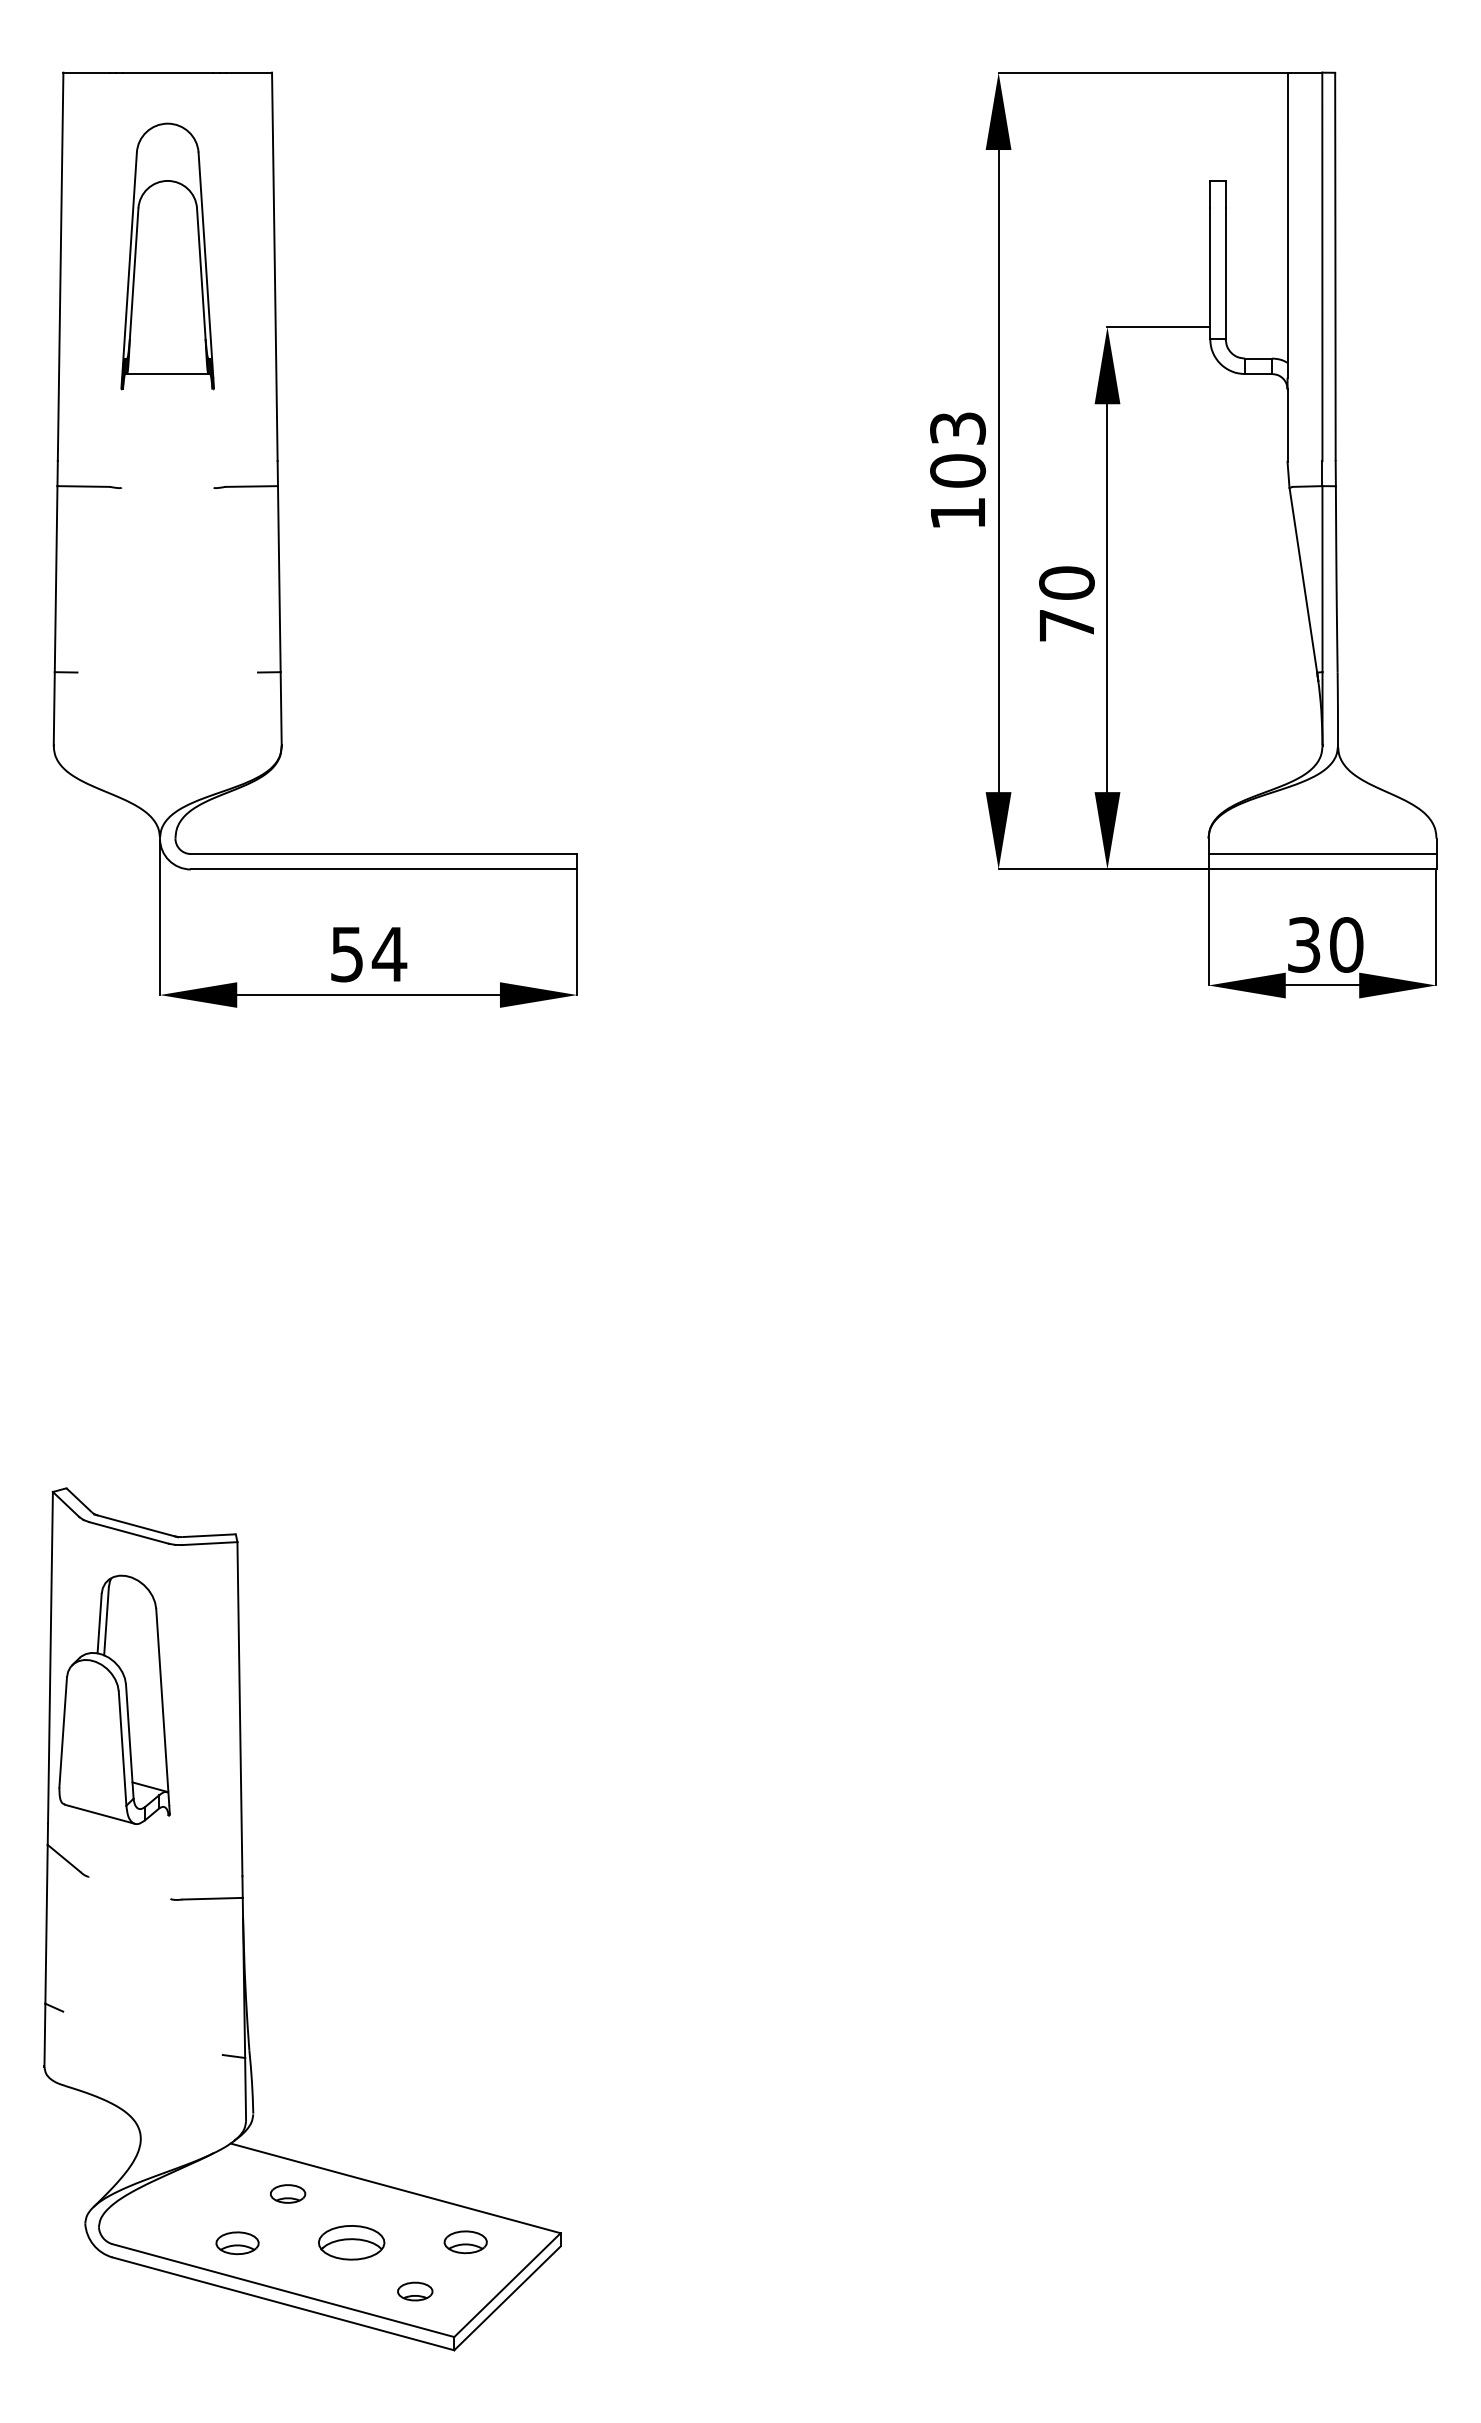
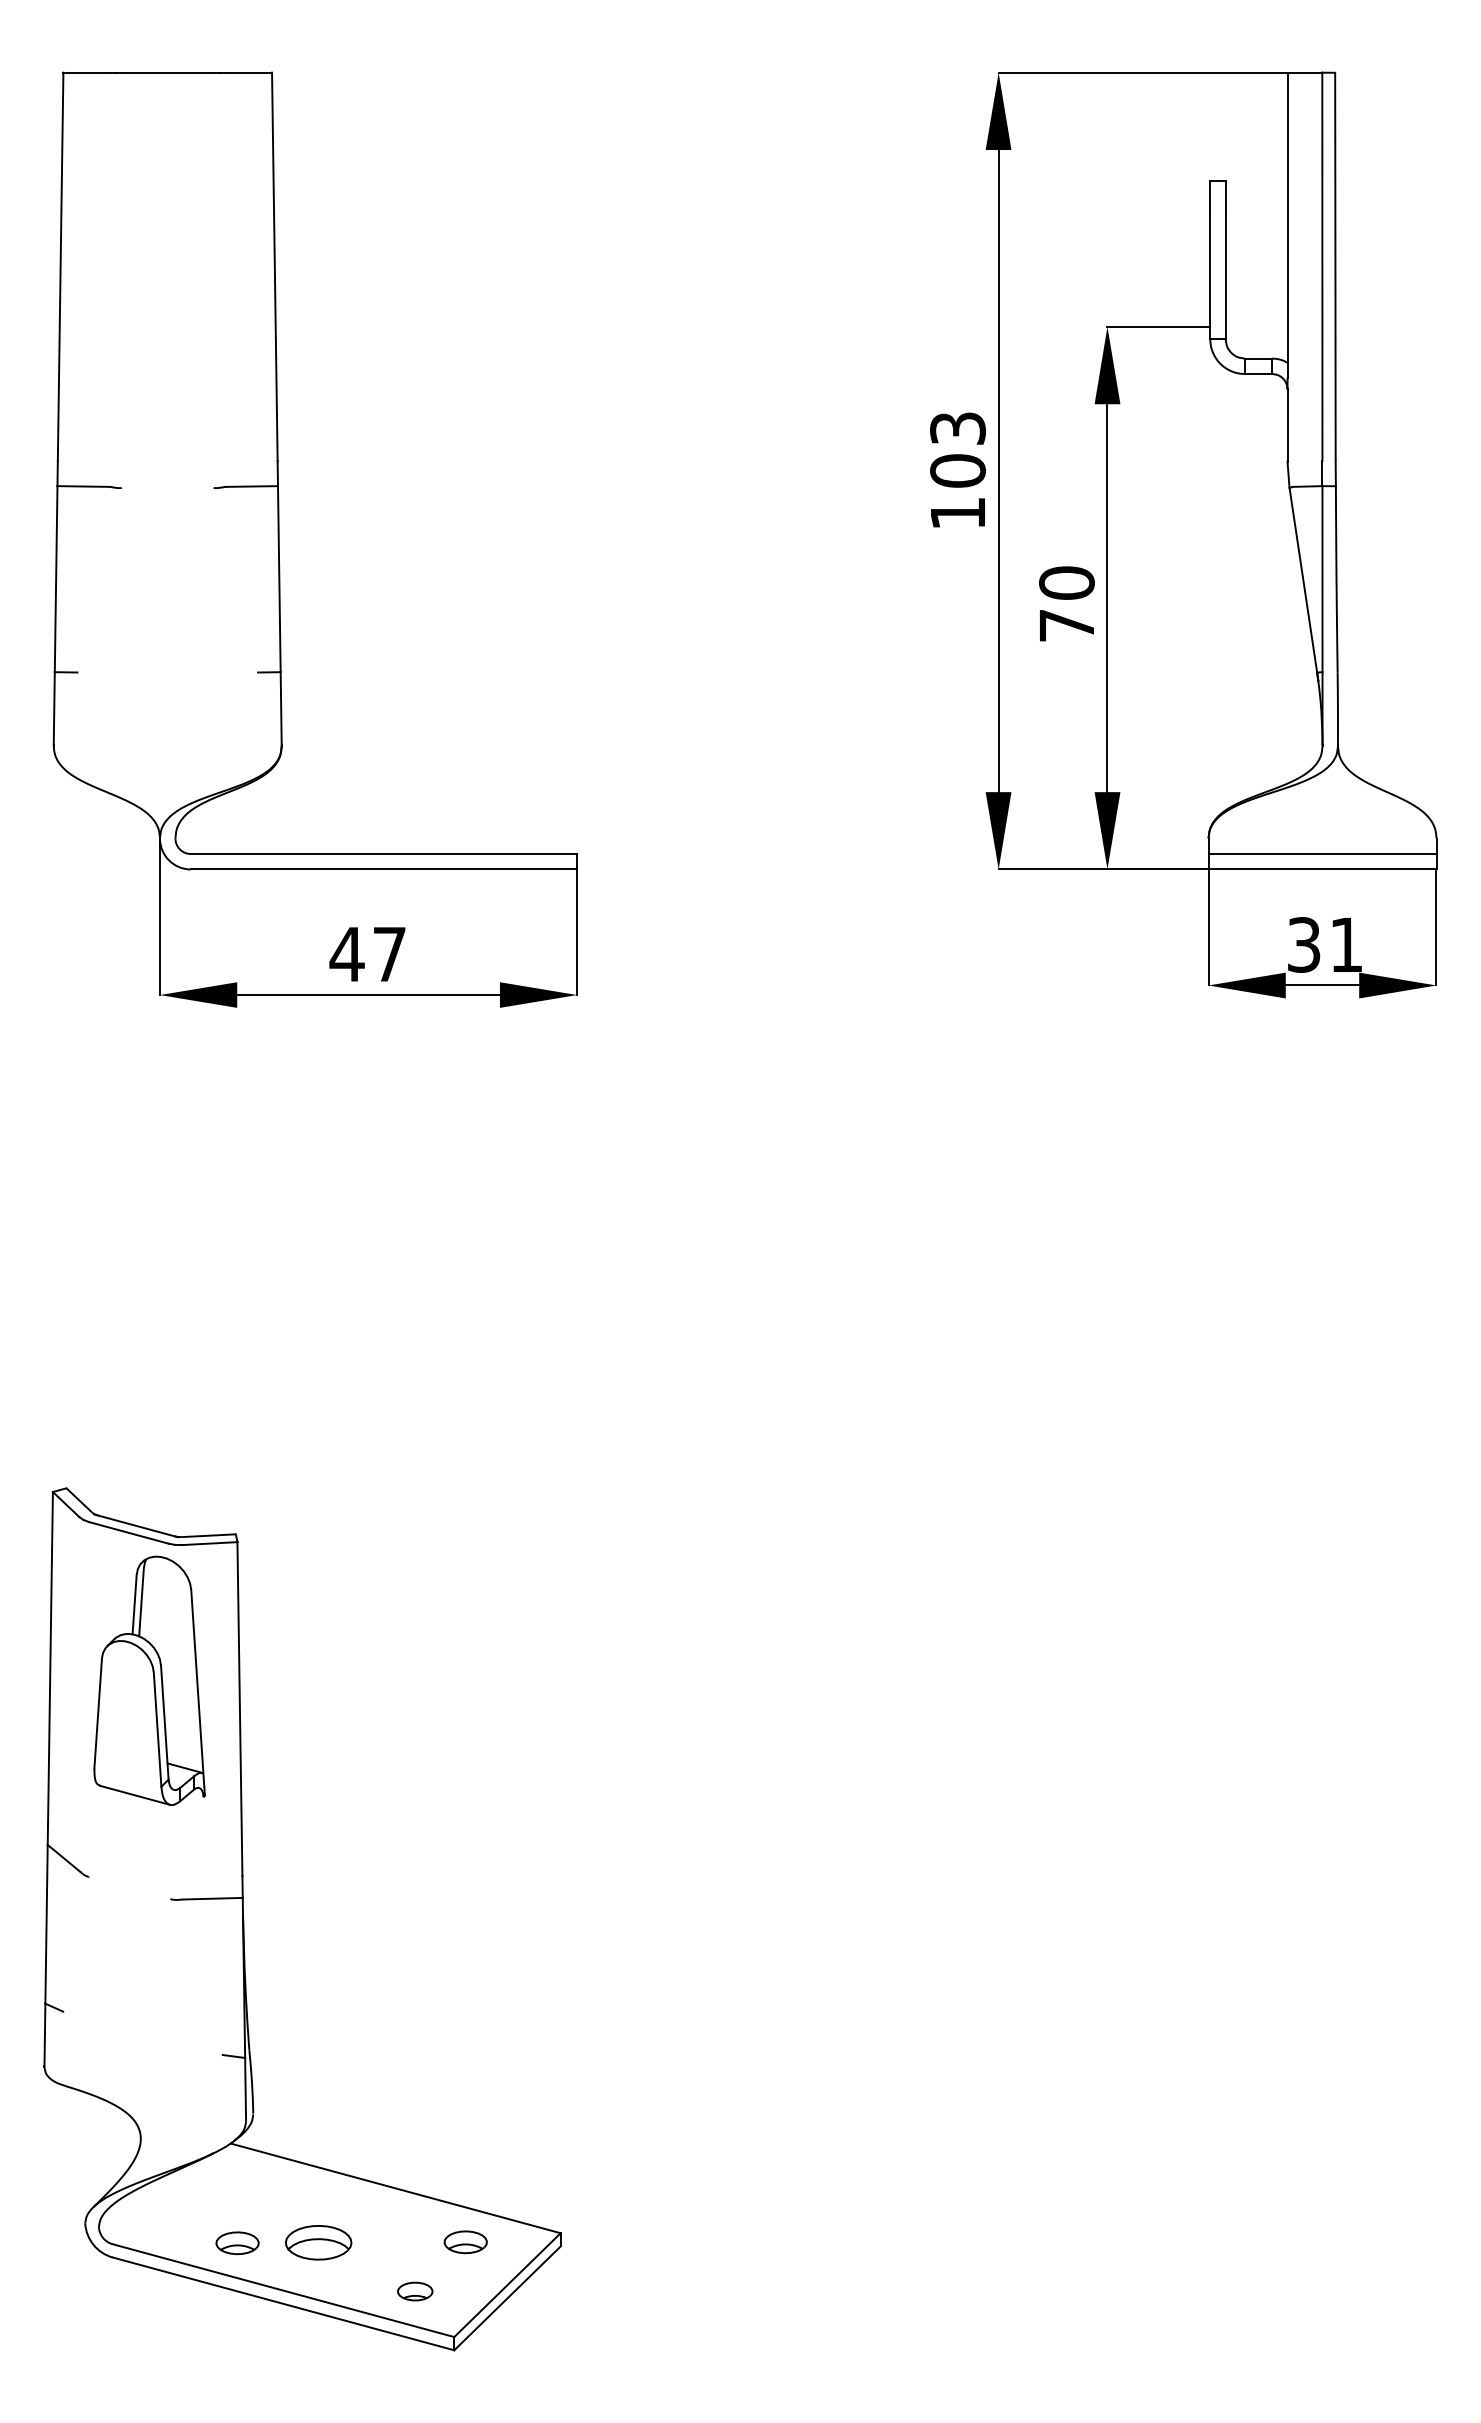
part: present -> none (167, 256)
text: 30 -> 31 (1346, 944)
text: 54 -> 47 (368, 954)
part position: (114, 1699) -> (149, 1680) (149, 1680)
part: present -> none (288, 2193)
part position: (351, 2242) -> (318, 2242) (318, 2242)
